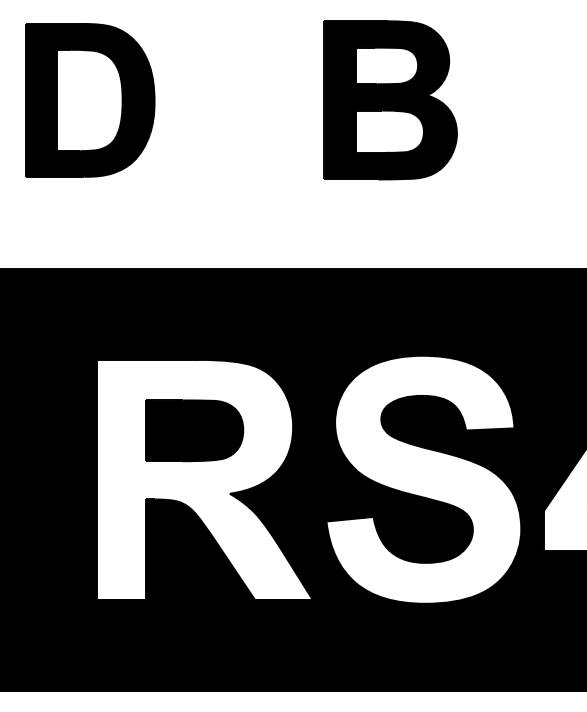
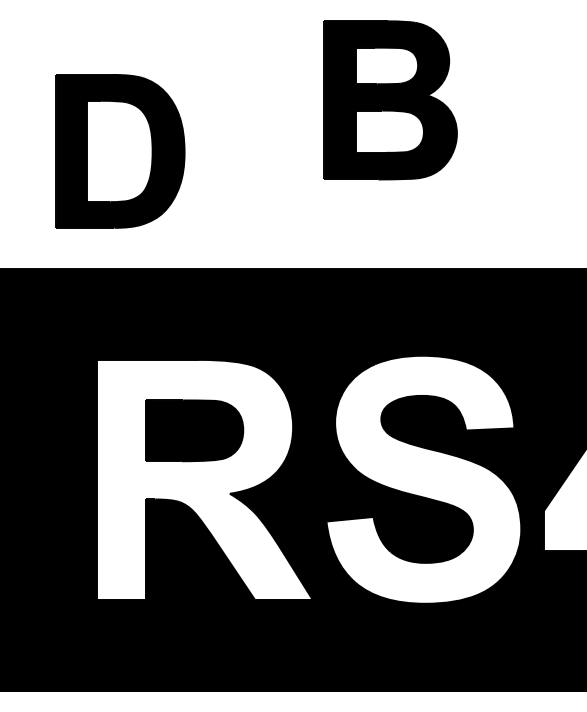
part position: (90, 100) -> (120, 151) (120, 151)
